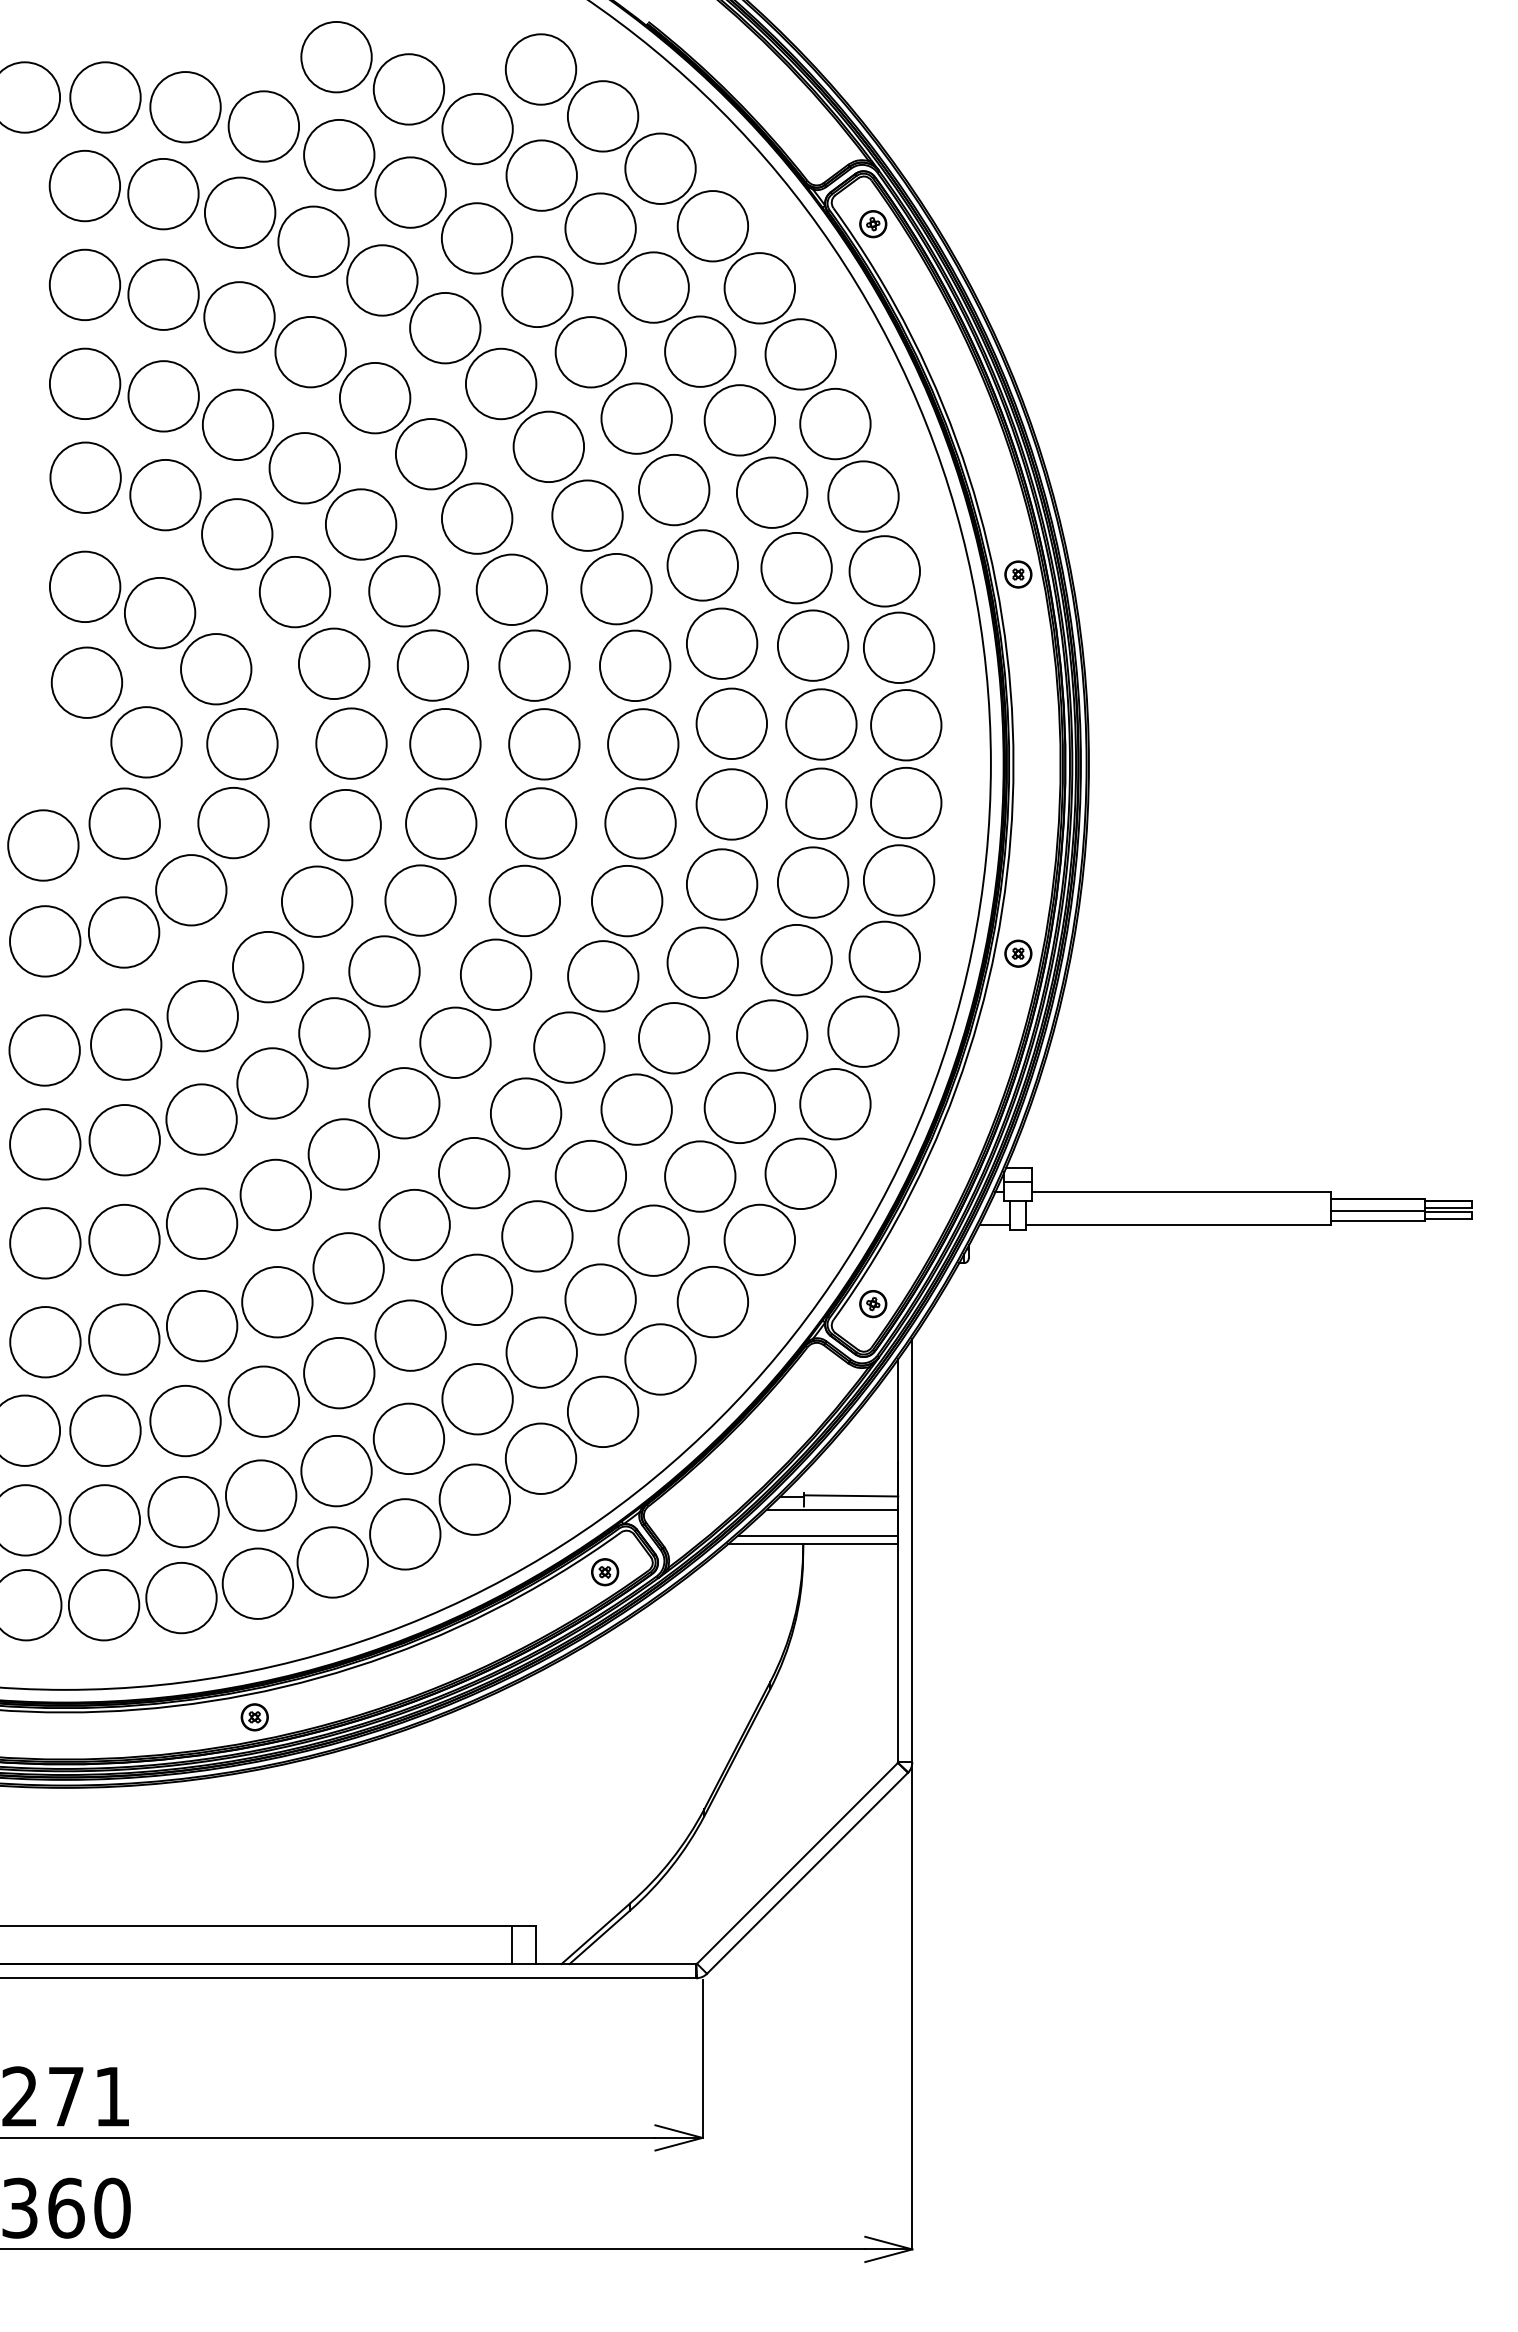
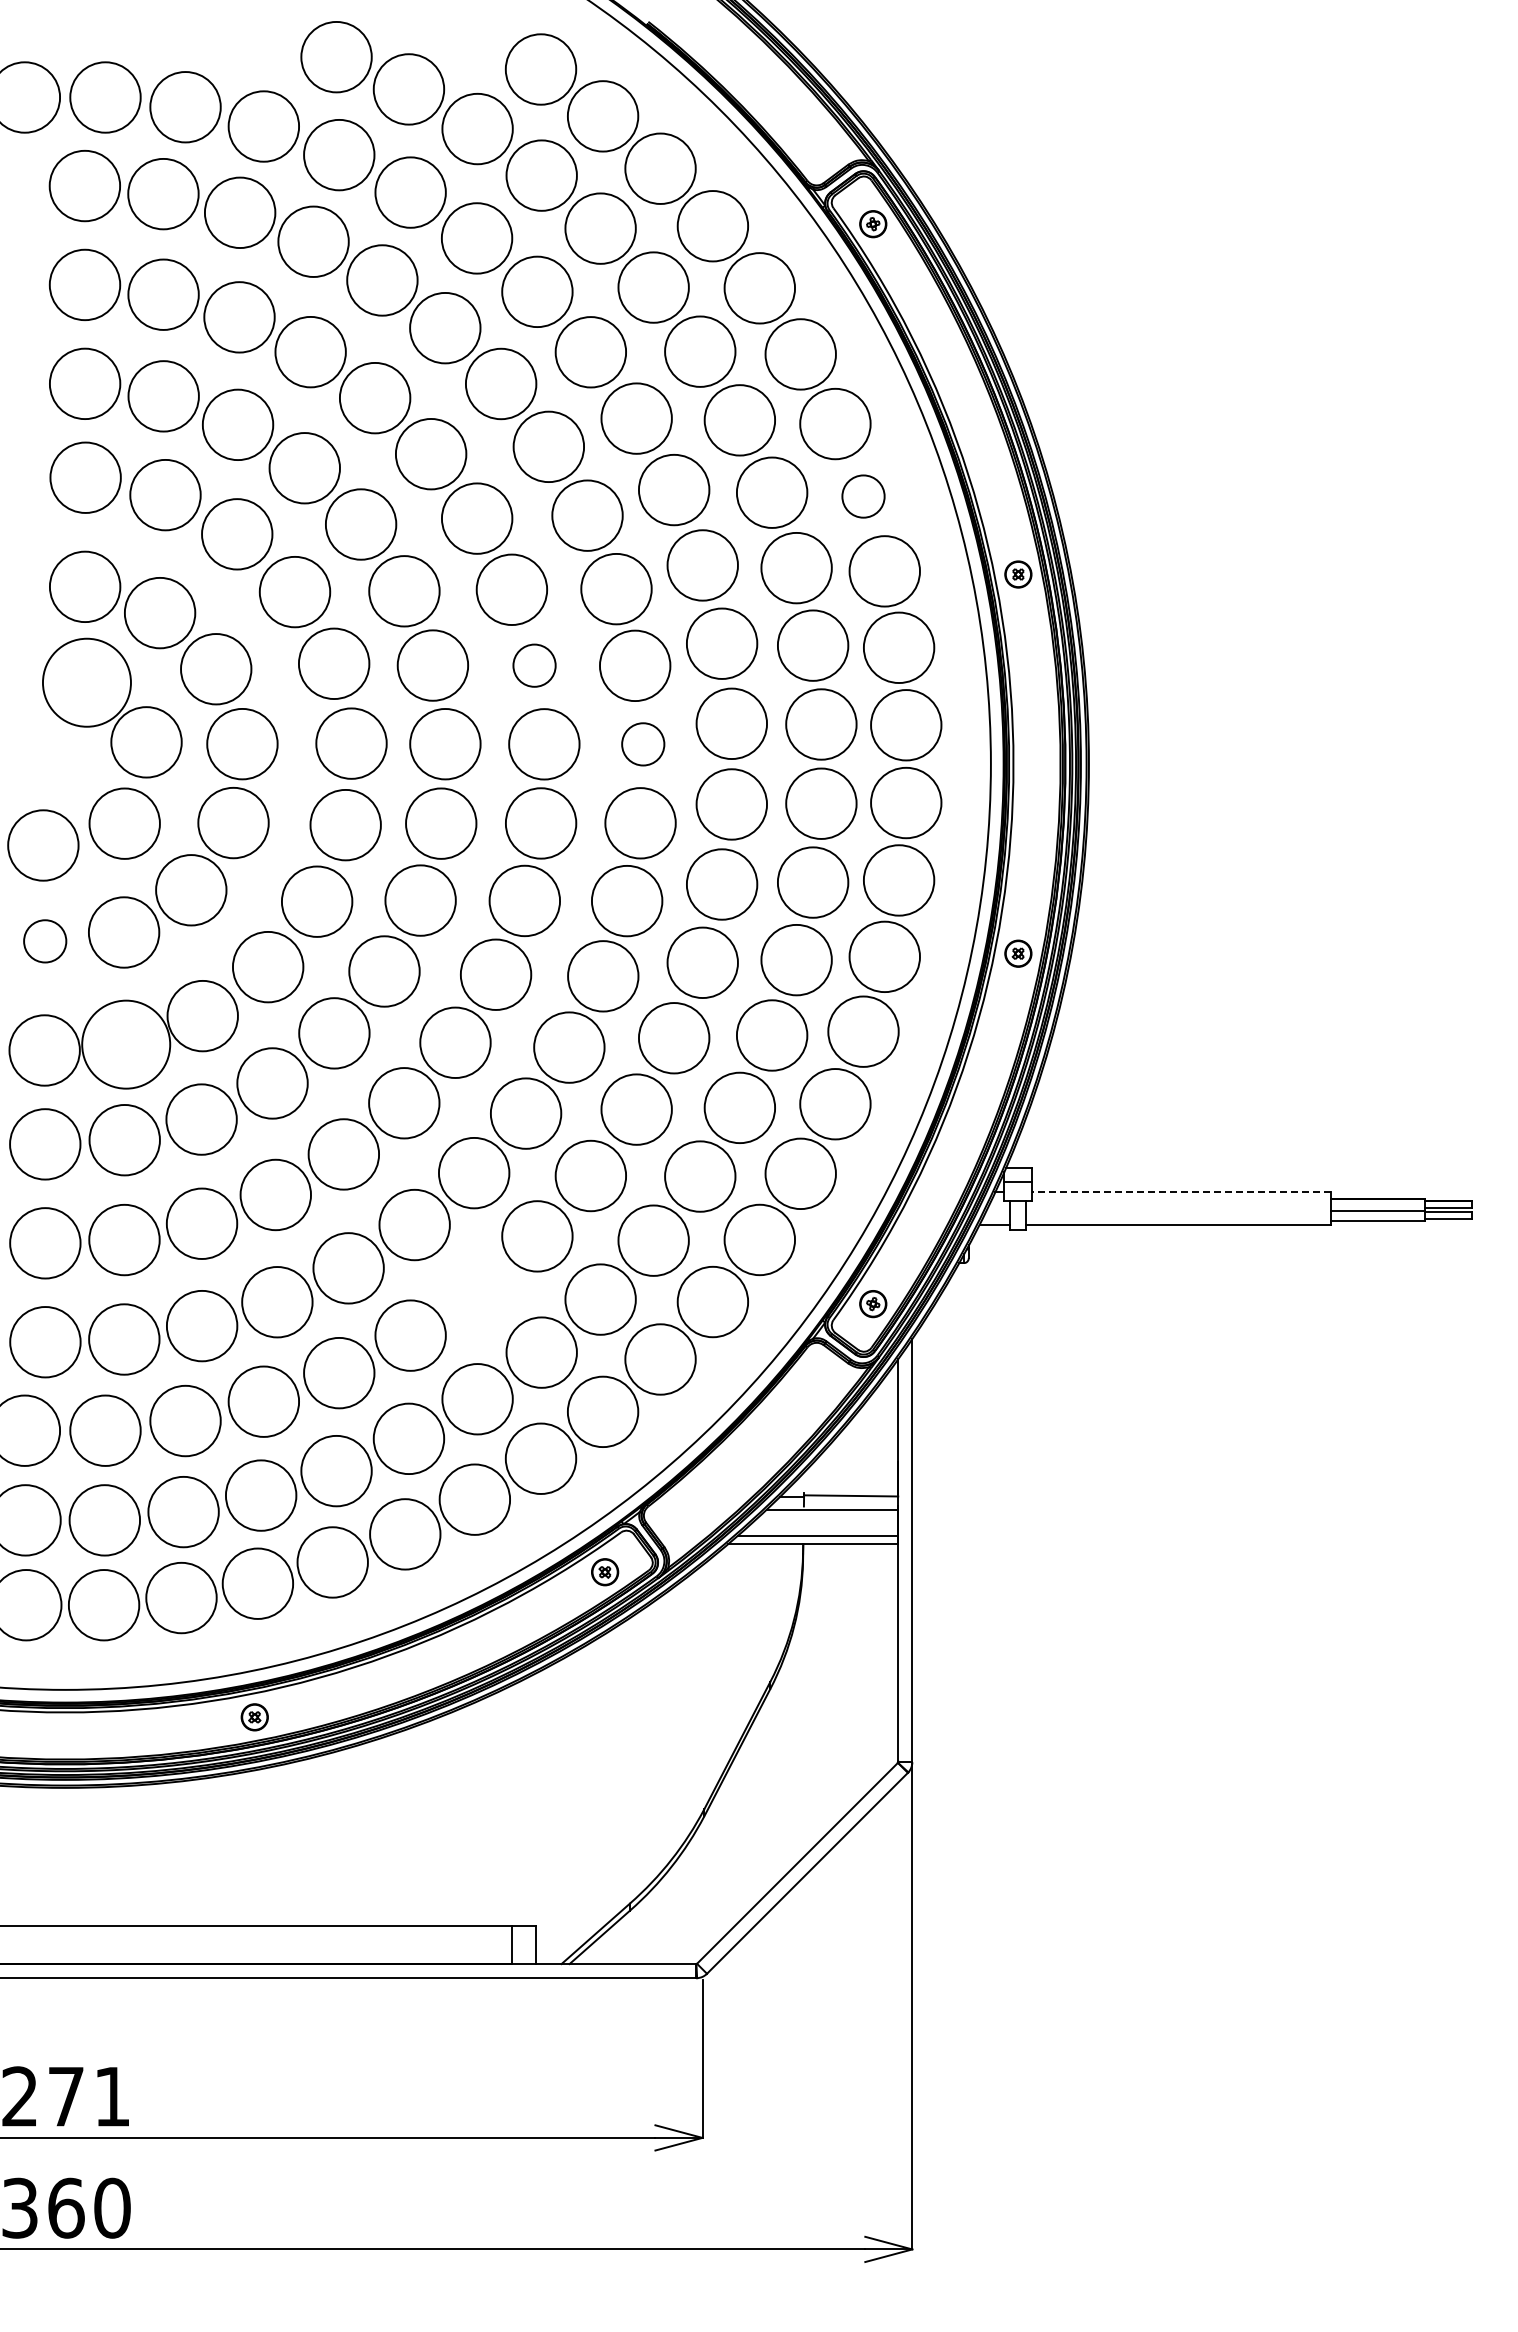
circle diameter: 70 px -> 42 px (863, 496)
circle diameter: 70 px -> 42 px (534, 665)
circle diameter: 70 px -> 88 px (86, 682)
circle diameter: 70 px -> 42 px (643, 744)
circle diameter: 70 px -> 42 px (45, 941)
circle diameter: 70 px -> 88 px (126, 1044)
line: solid -> dashed (1181, 1192)
circle: present -> none (477, 1289)
